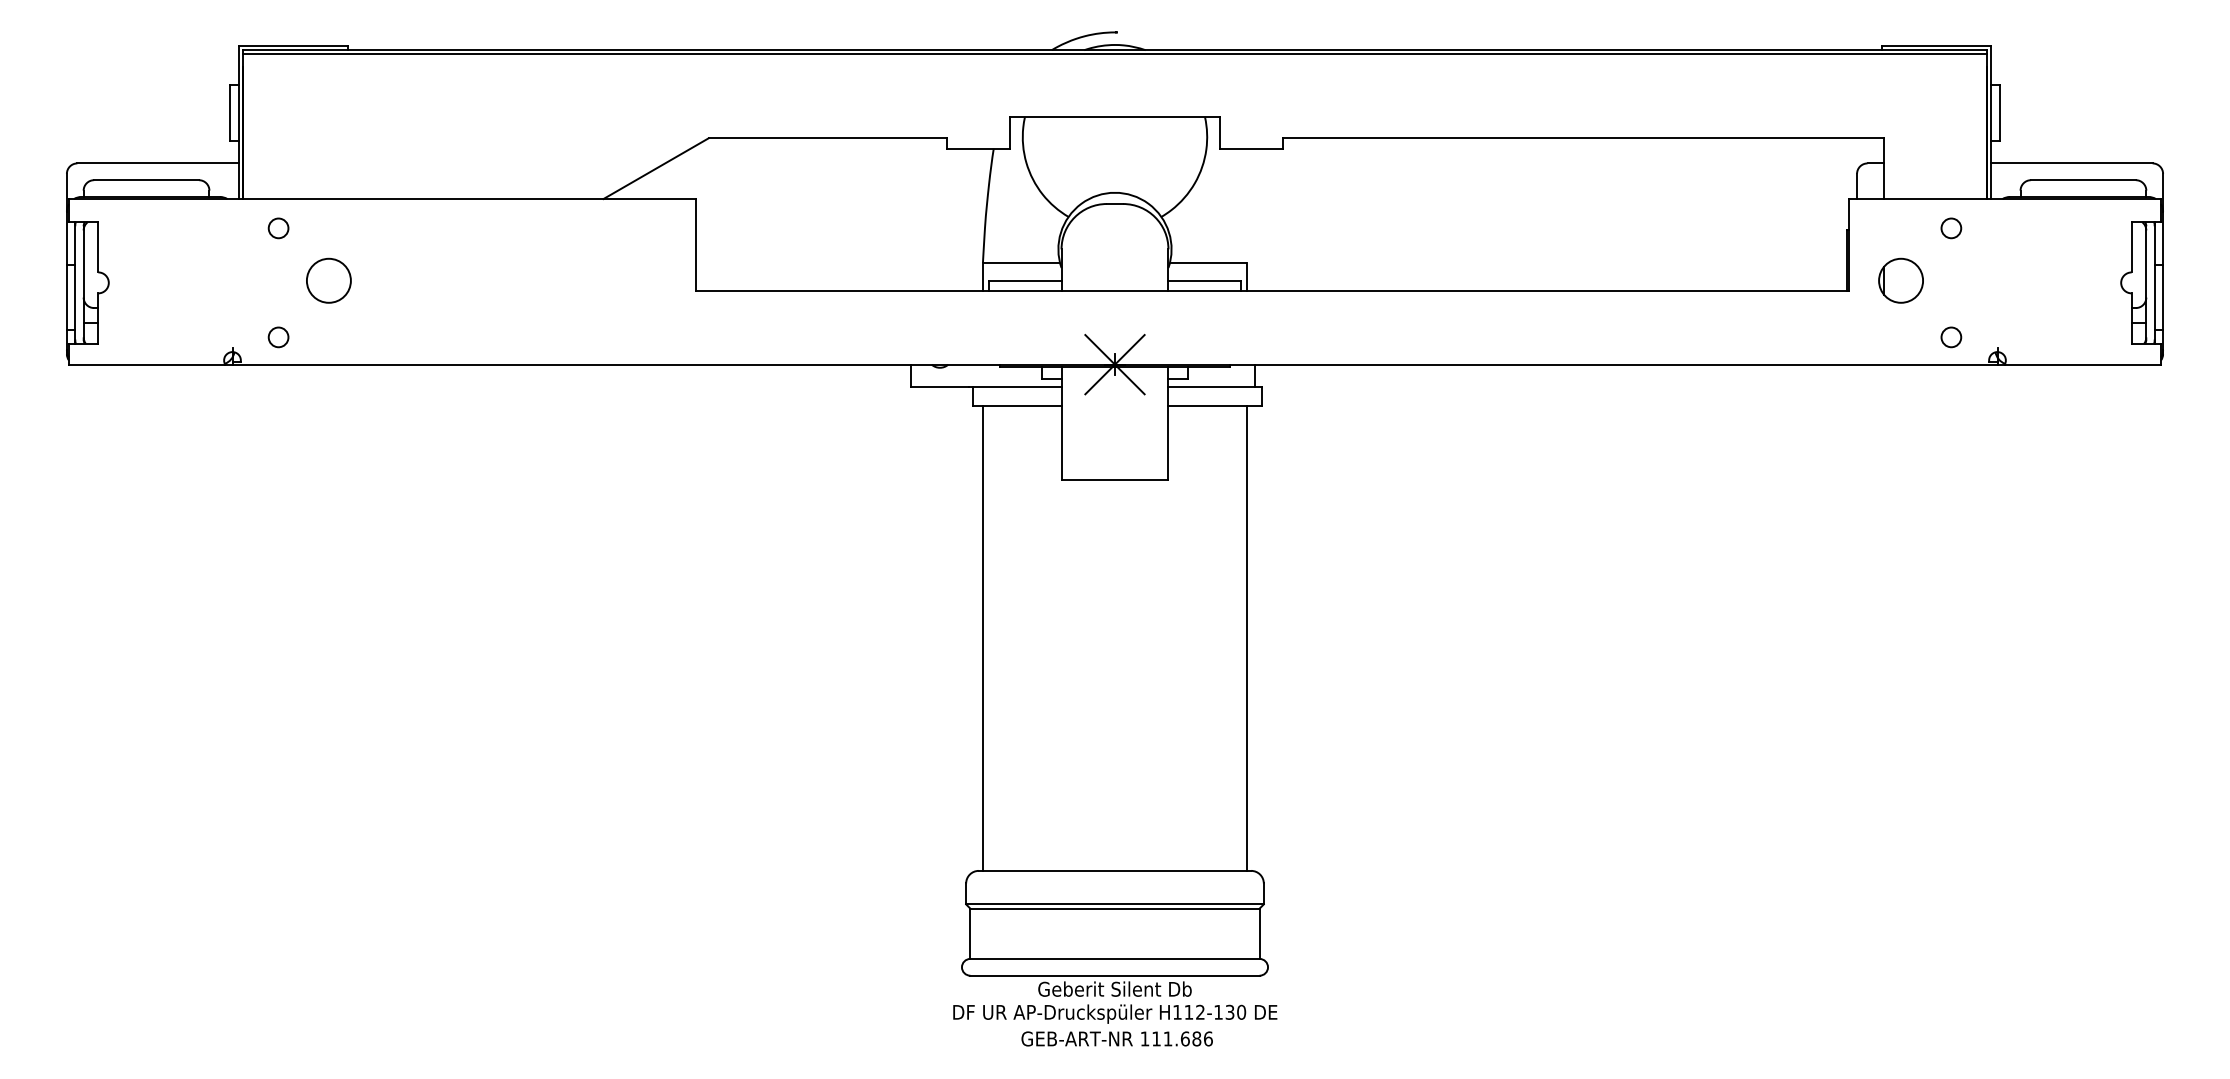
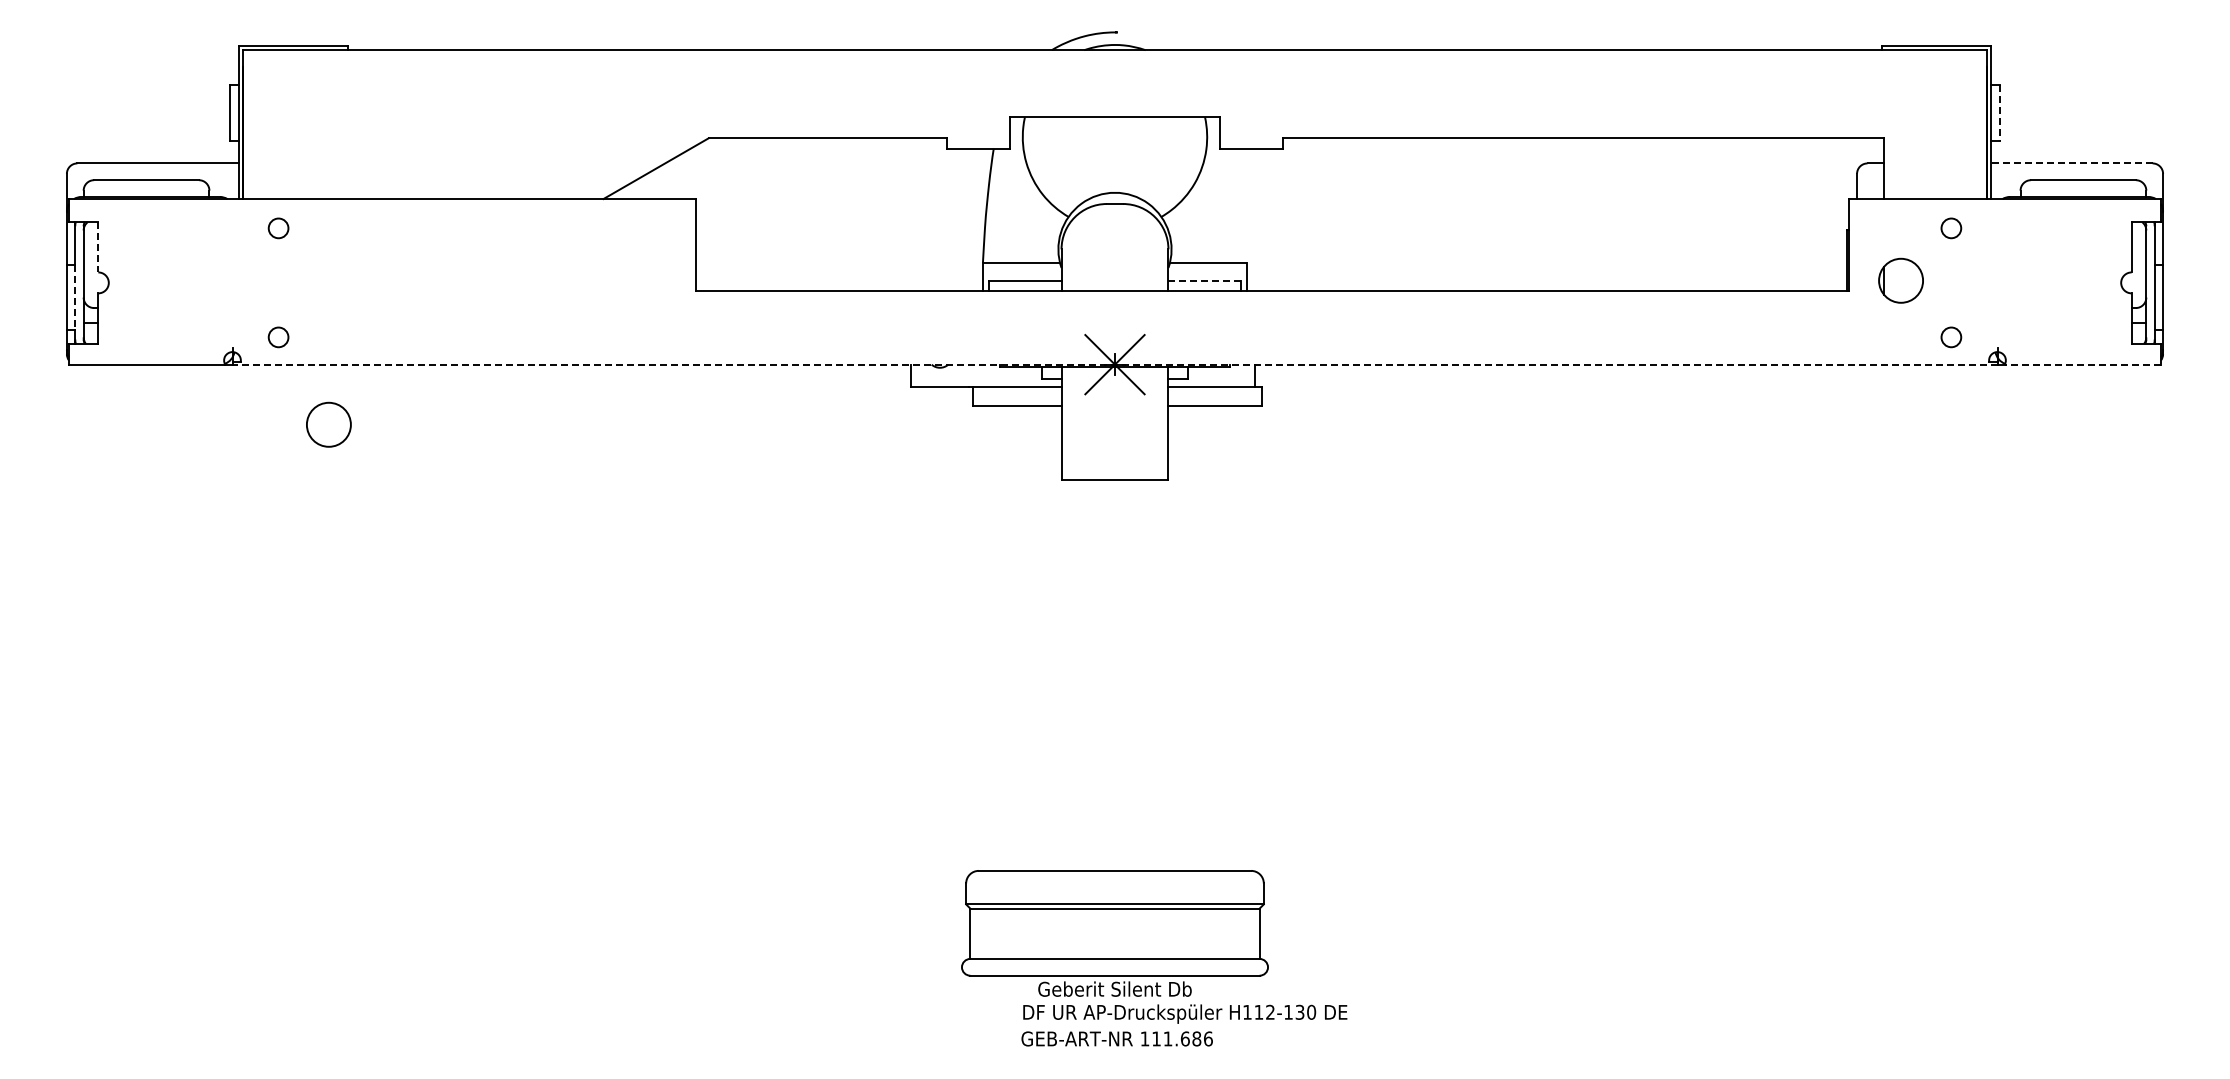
line: present -> none (1114, 54)
line: solid -> dashed (1999, 113)
line: solid -> dashed (2071, 163)
line: solid -> dashed (98, 247)
circle position: (328, 280) -> (328, 424) (328, 424)
line: solid -> dashed (1204, 280)
line: solid -> dashed (75, 297)
line: solid -> dashed (1115, 364)
line: solid -> dashed (2082, 364)
line: present -> none (982, 637)
line: present -> none (1247, 637)
text position: (1115, 1013) -> (1185, 1013) (1185, 1013)
